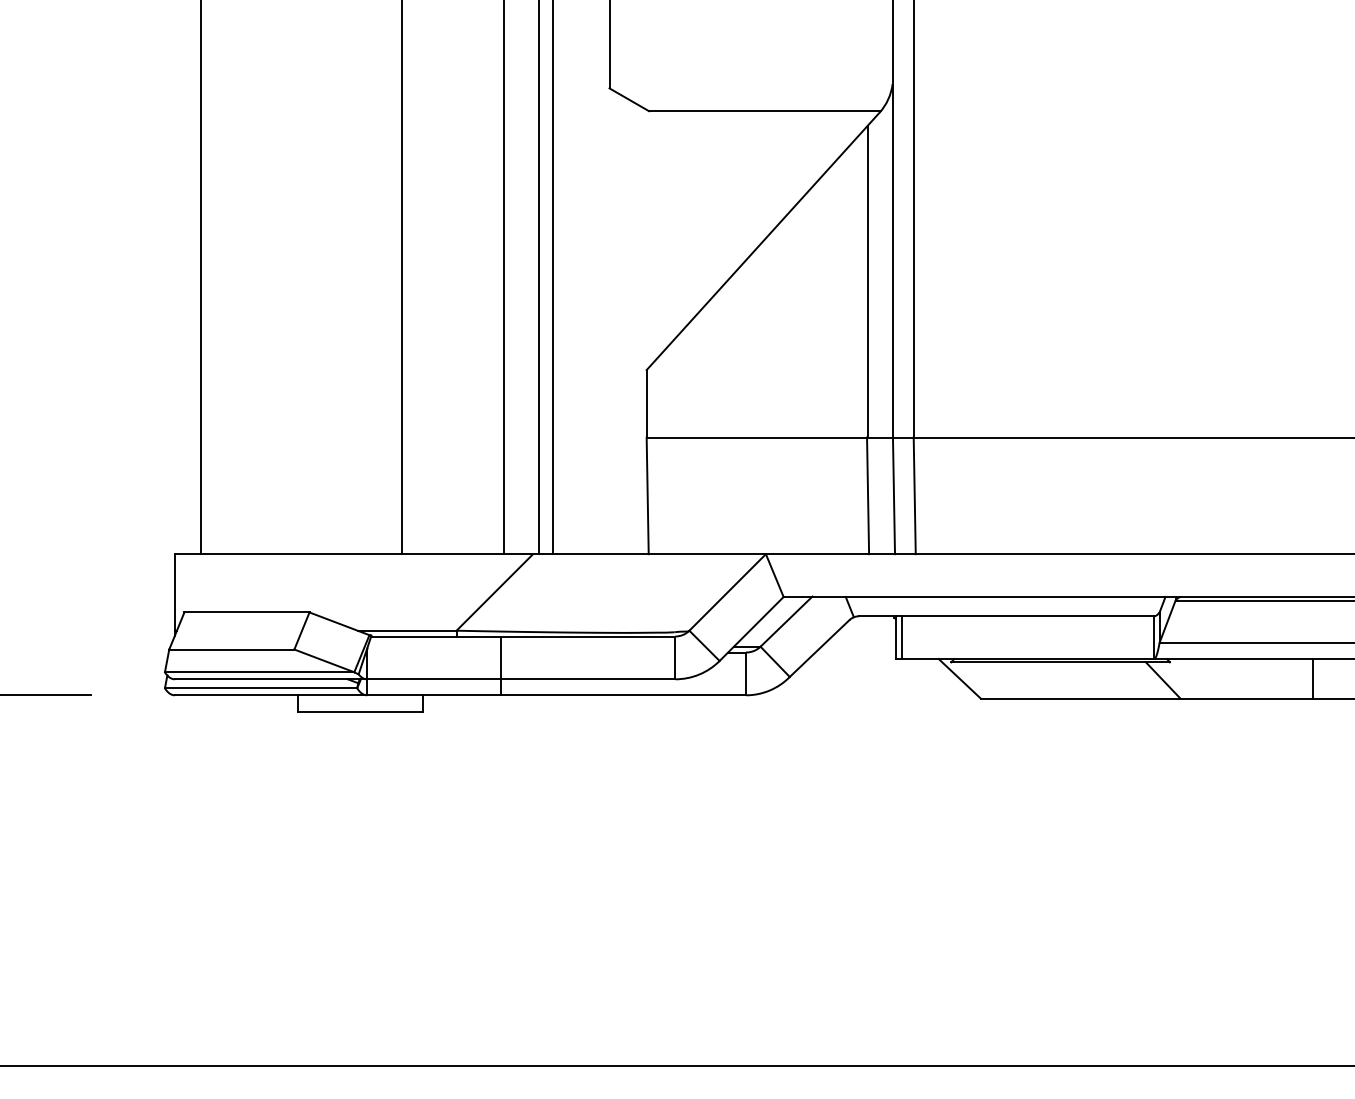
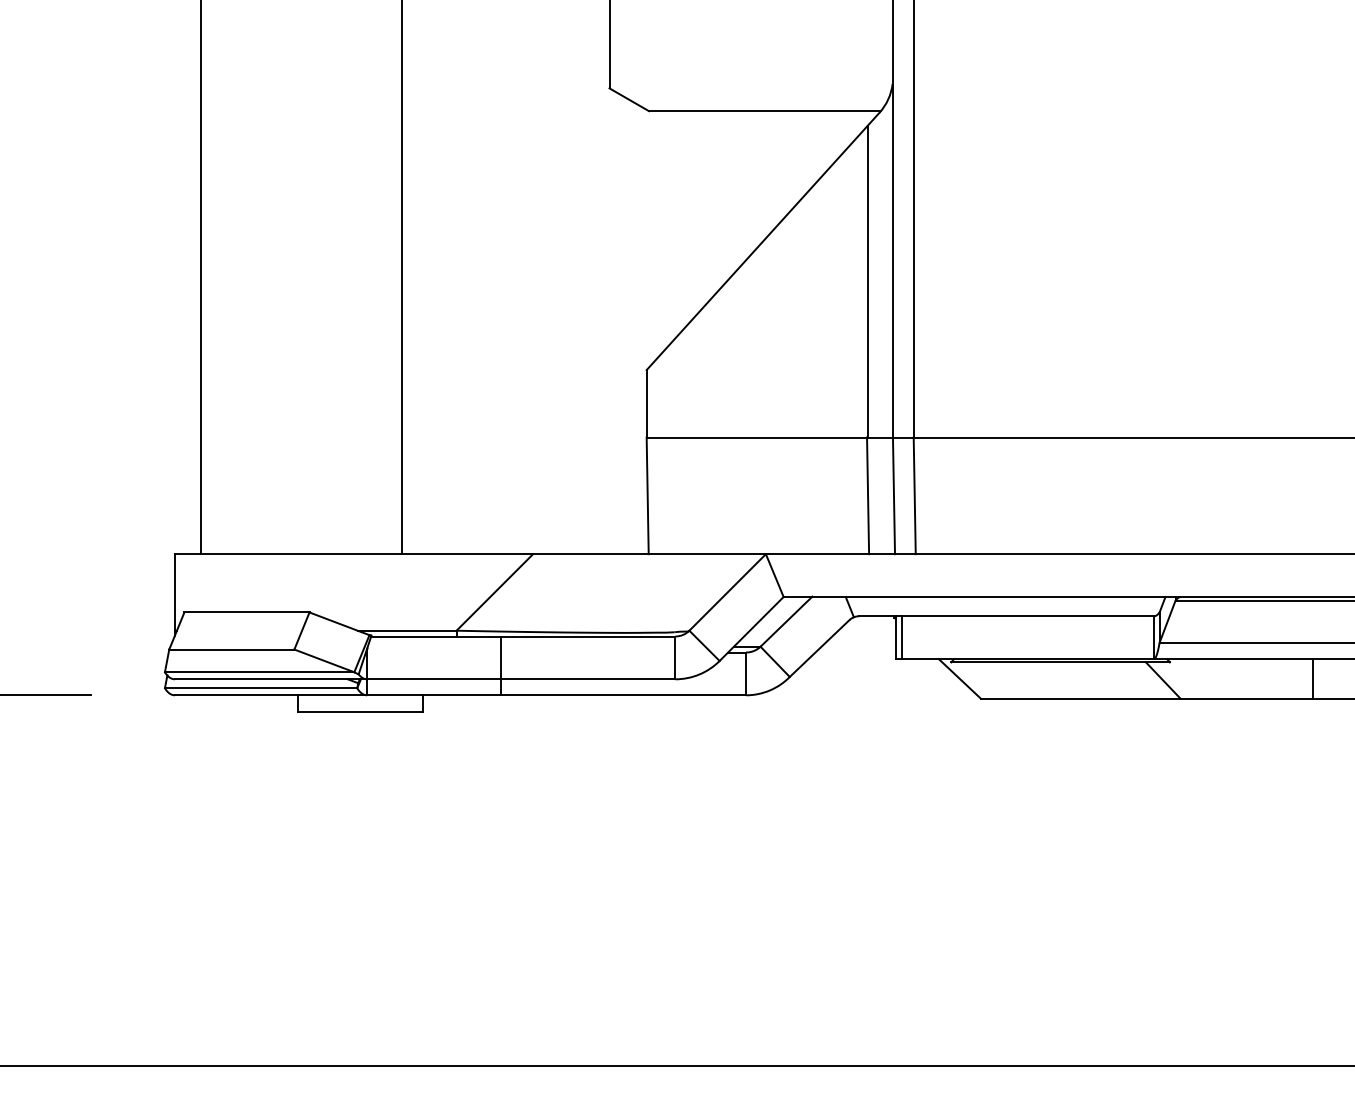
line: present -> none (504, 278)
line: present -> none (539, 278)
line: present -> none (552, 278)
